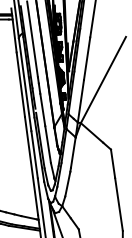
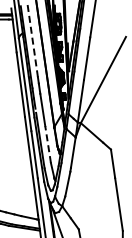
line: solid -> dashed (32, 38)
line: solid -> dashed (48, 144)
